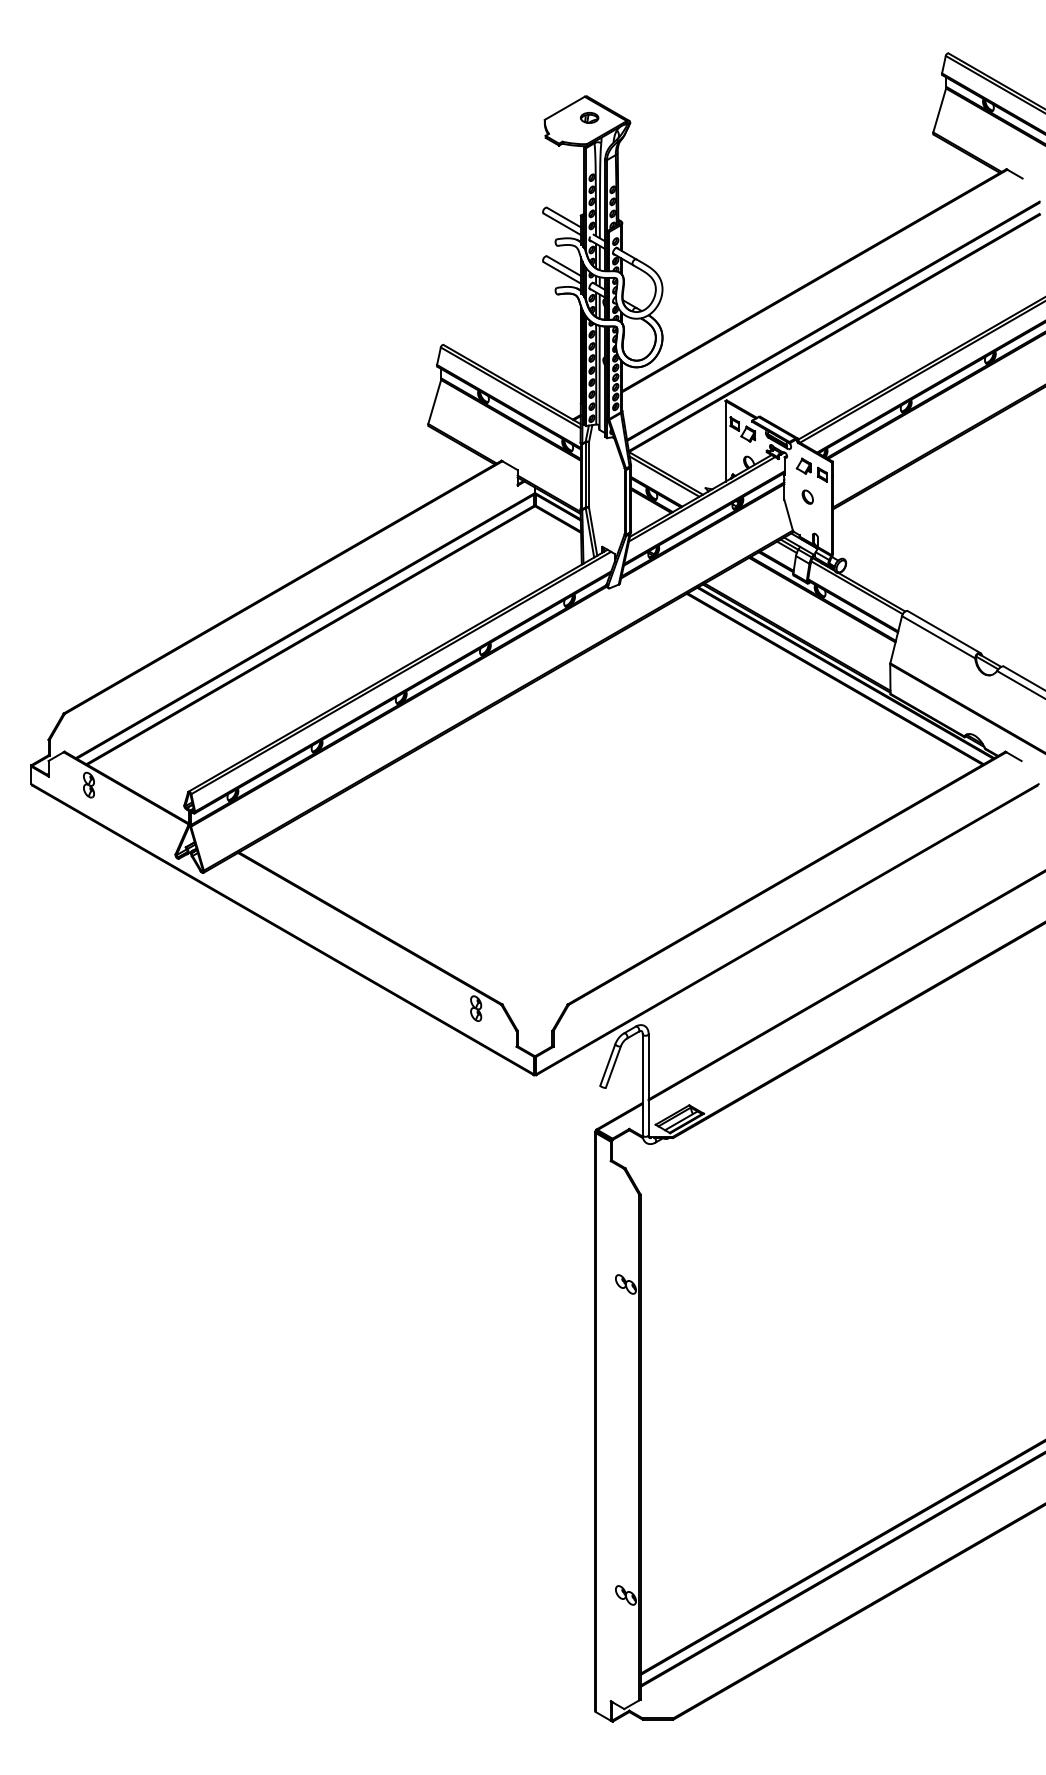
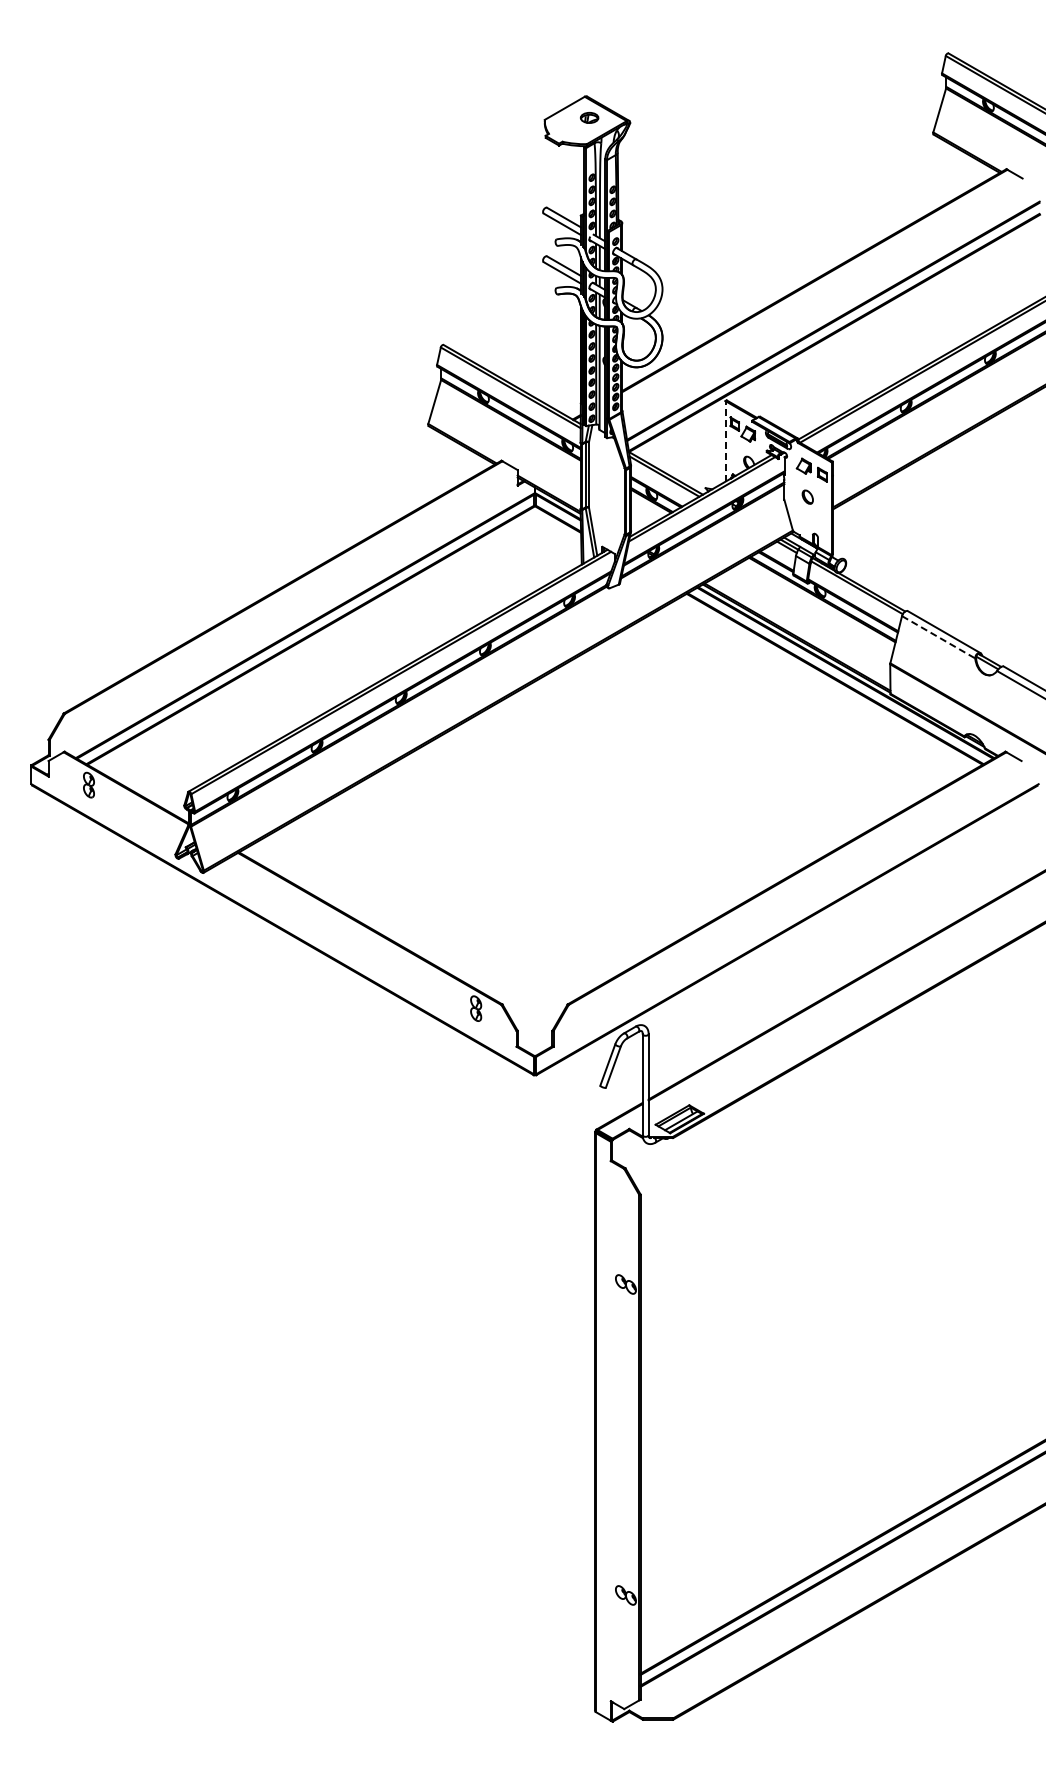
line: solid -> dashed (725, 440)
line: solid -> dashed (939, 637)
